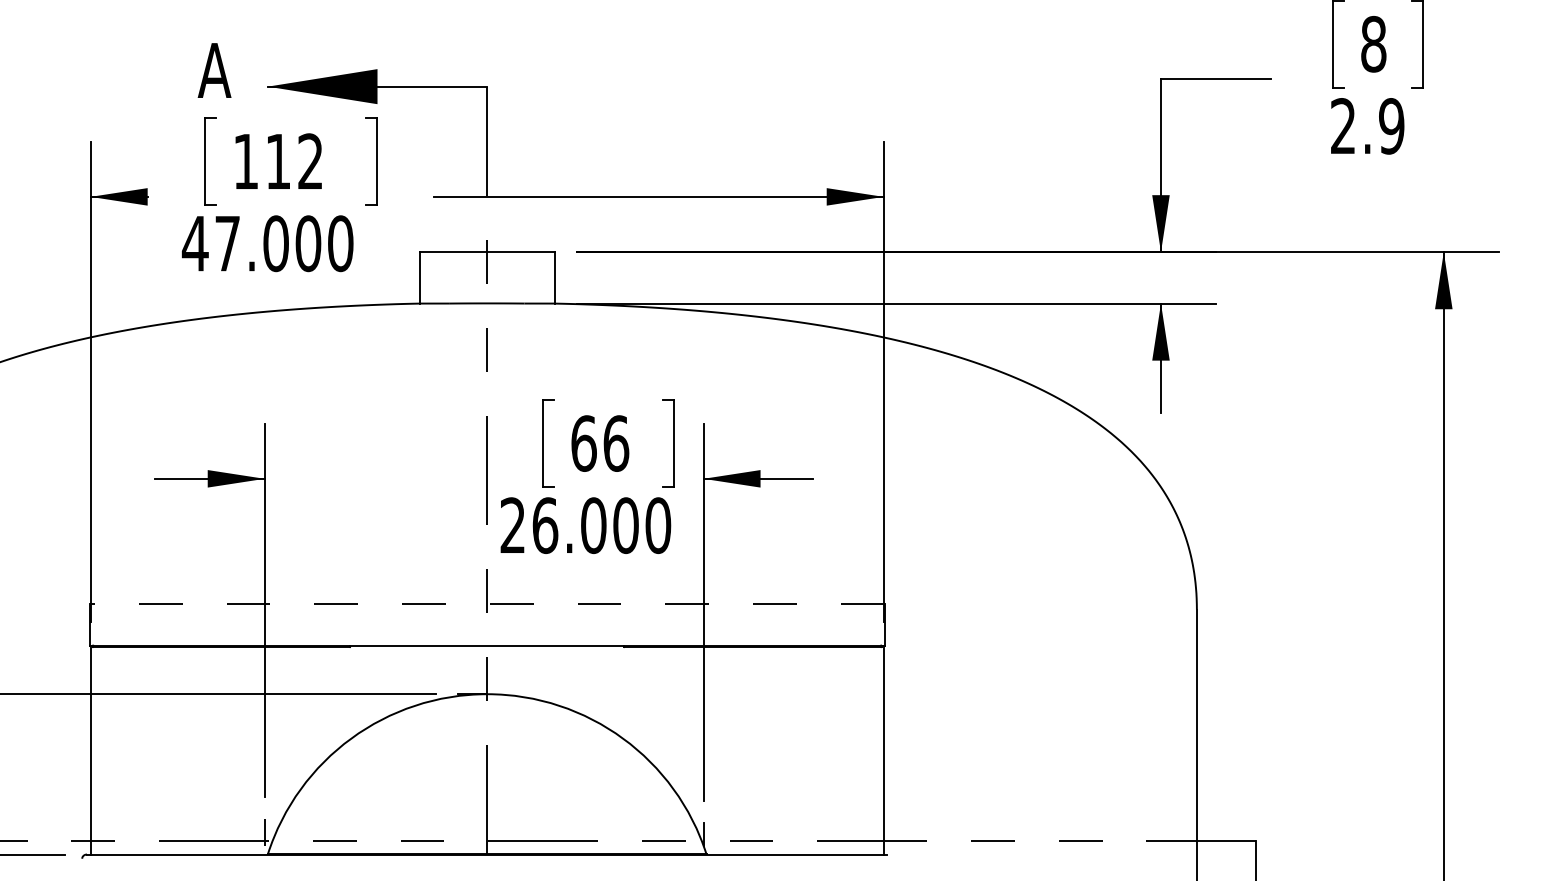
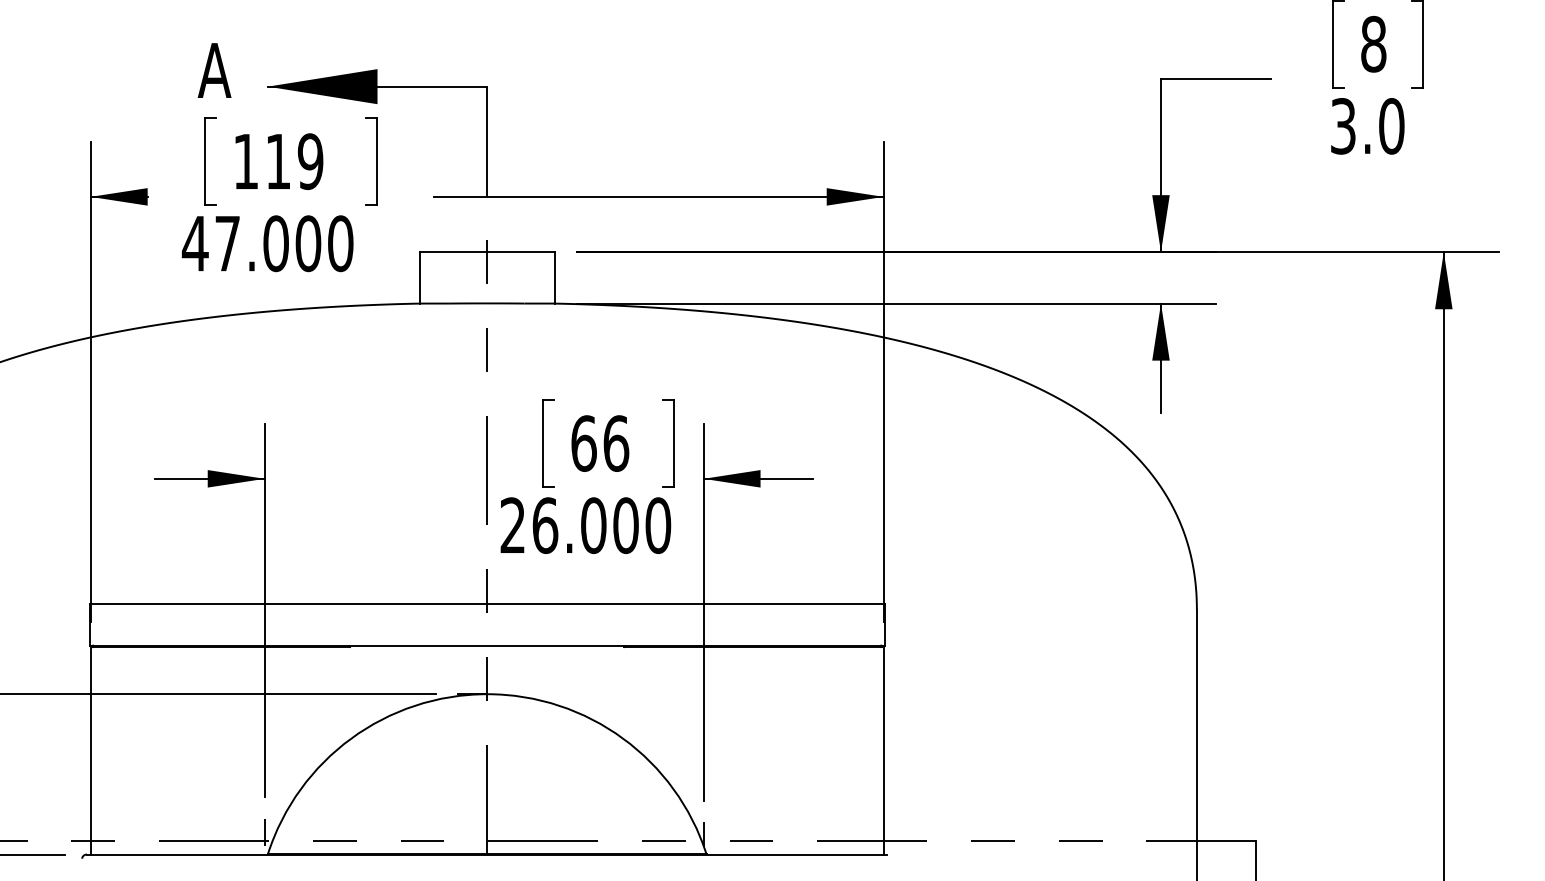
text: 2.9 -> 3.0 (1367, 126)
text: 112 -> 119 (310, 161)
line: dashed -> solid (487, 603)
